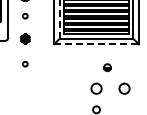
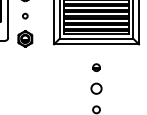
line: dashed -> solid (59, 19)
part size: 11x12 px -> 17x18 px (25, 38)
line: dashed -> solid (97, 44)
circle: present -> none (25, 63)
part position: (107, 67) -> (96, 67) (96, 67)
circle: present -> none (124, 88)
